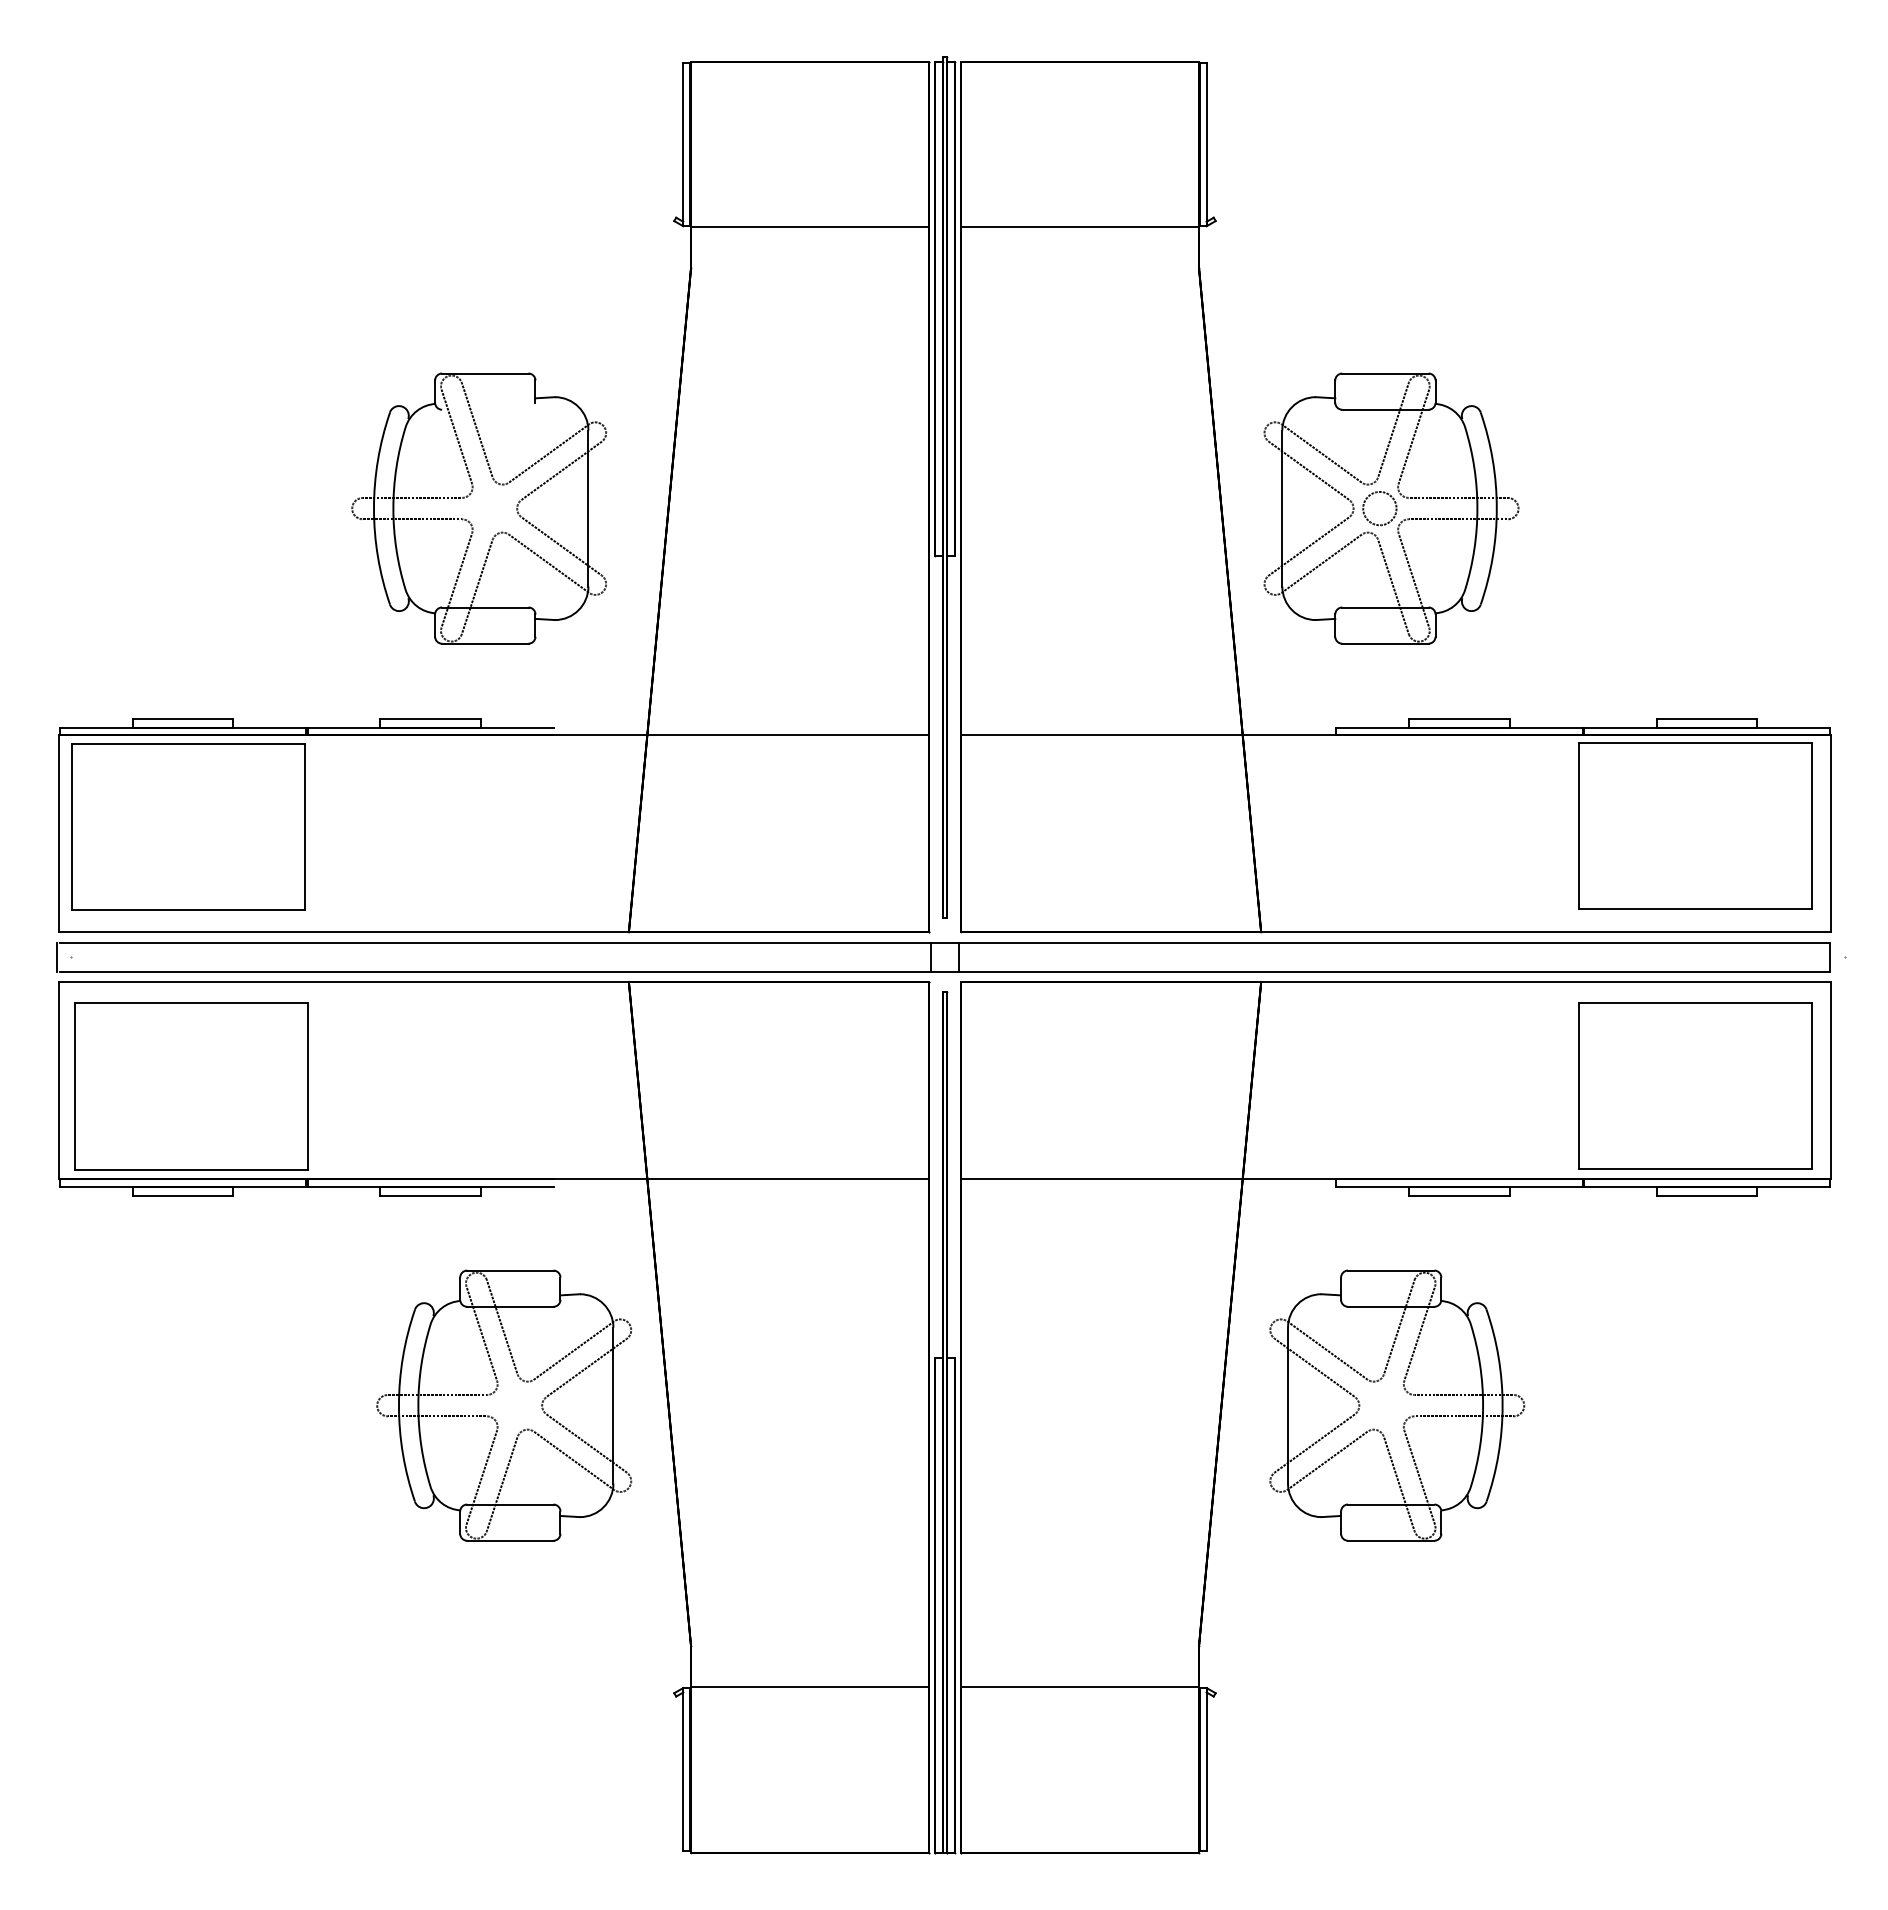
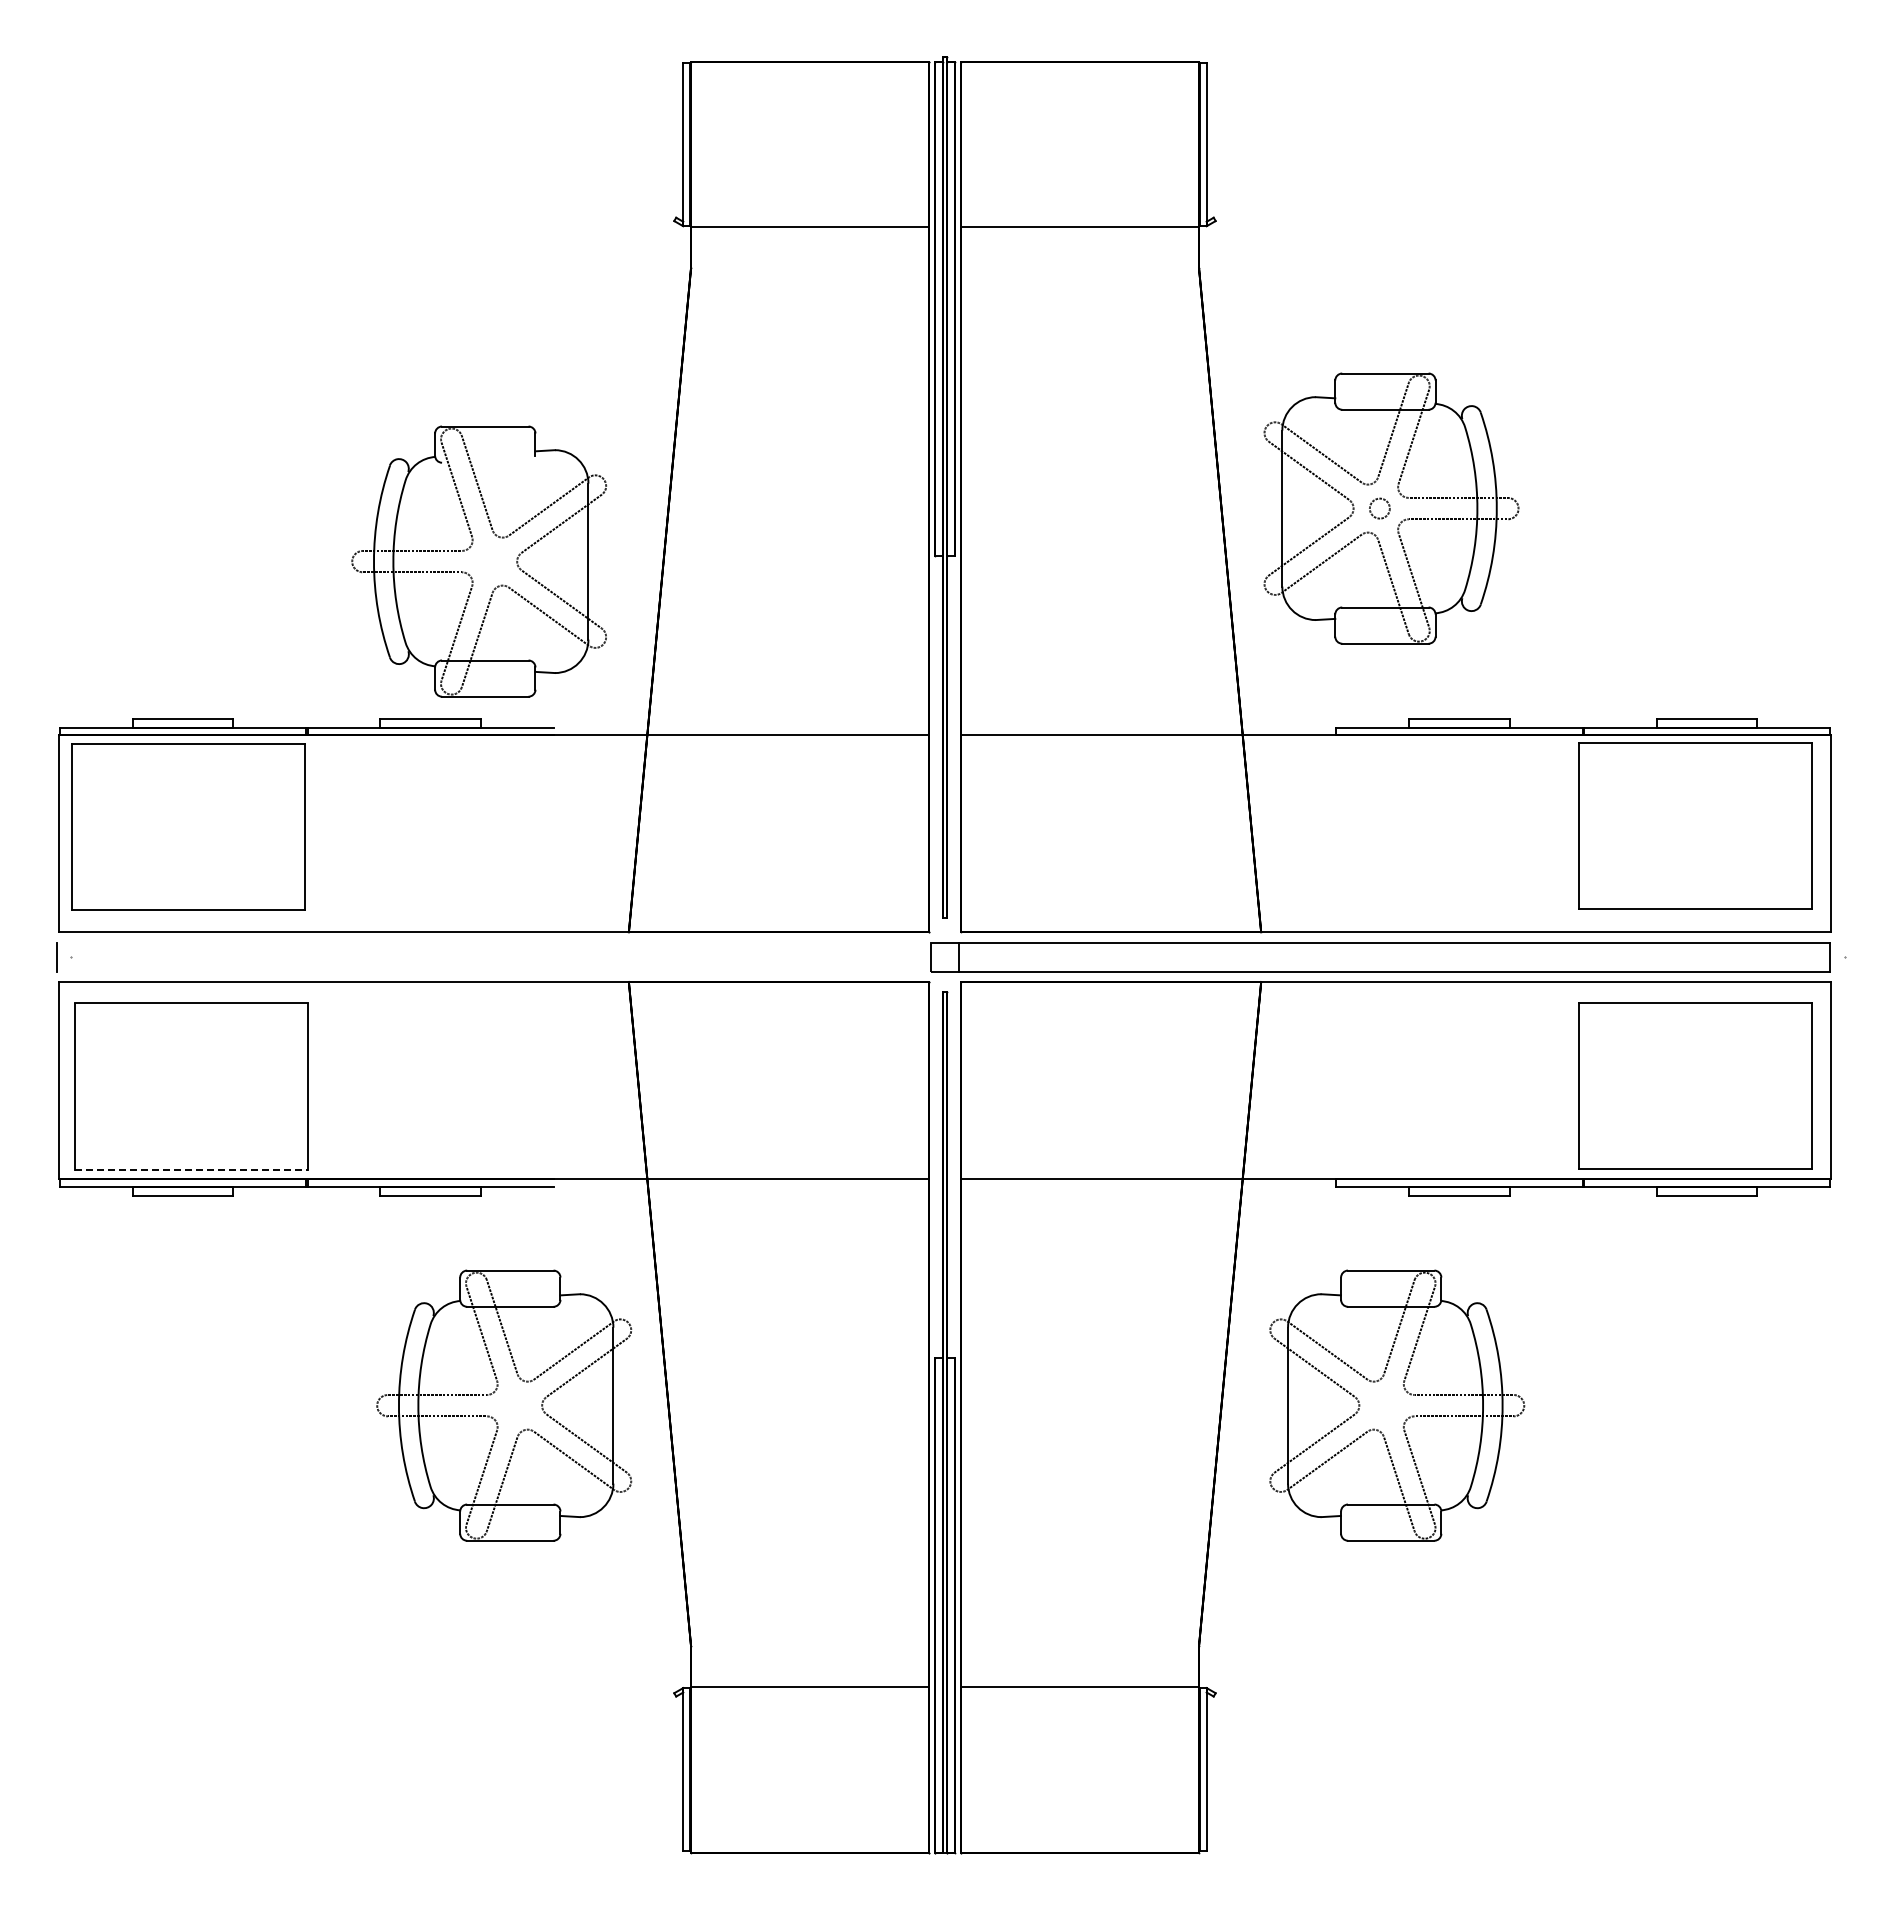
part position: (478, 508) -> (478, 561) (478, 561)
circle diameter: 33 px -> 20 px (1379, 508)
line: present -> none (494, 942)
line: present -> none (494, 971)
line: solid -> dashed (191, 1169)
